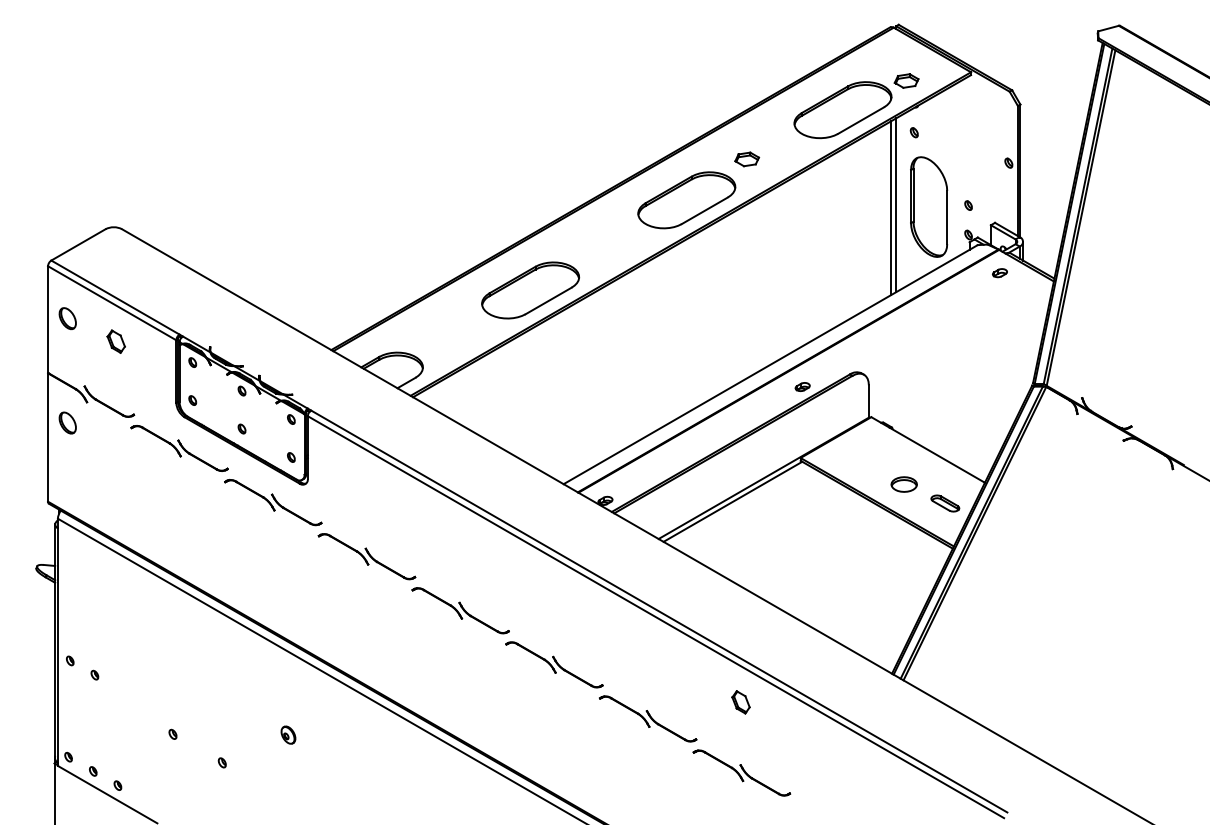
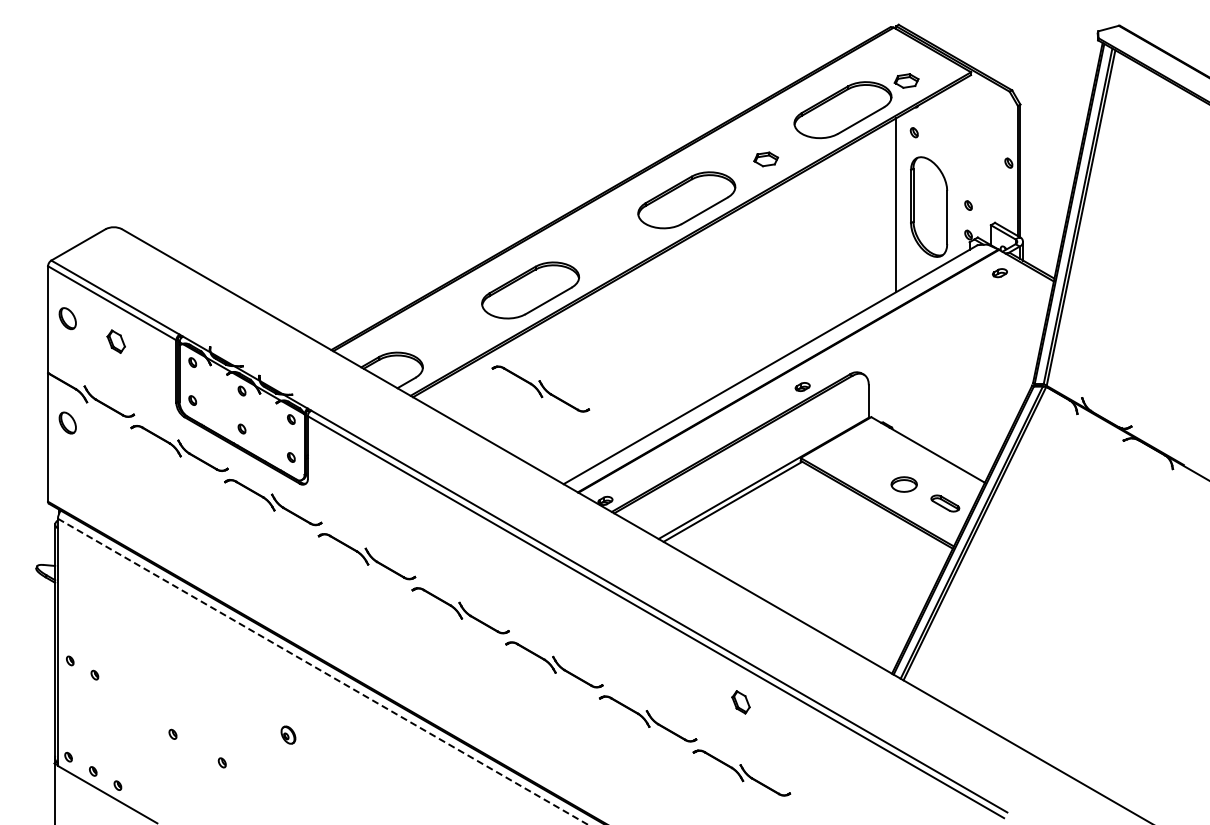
part position: (747, 159) -> (766, 159) (766, 159)
line: present -> none (891, 208)
part: none -> present (540, 388)
line: solid -> dashed (322, 671)
